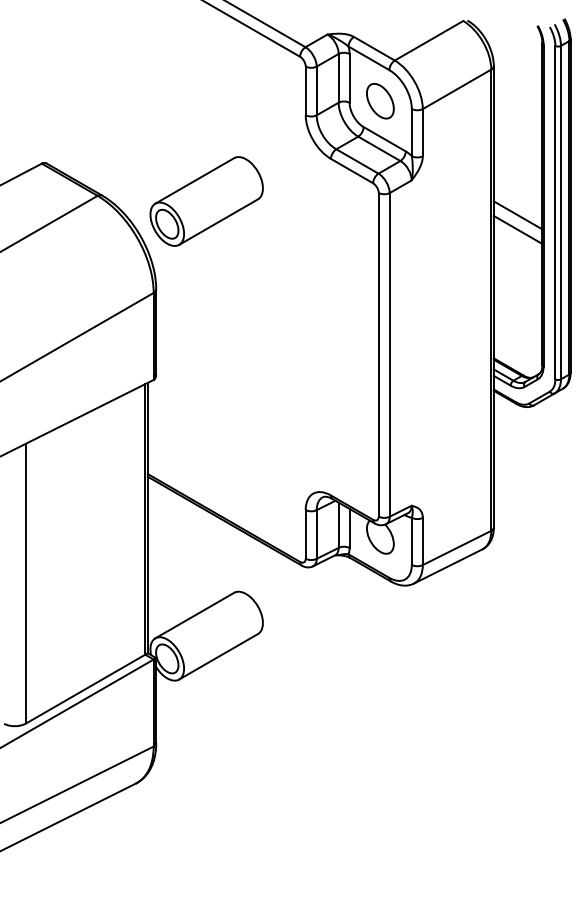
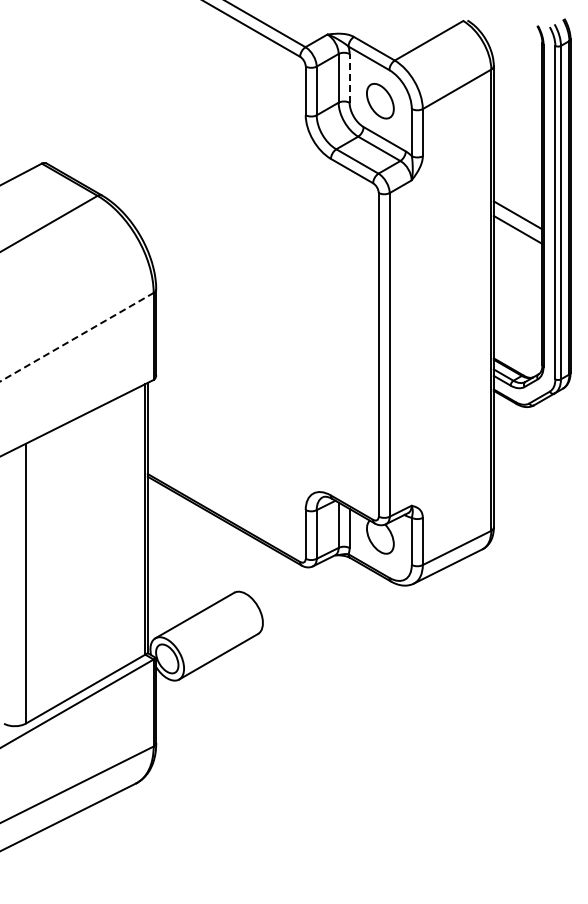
line: solid -> dashed (349, 77)
part: present -> none (206, 201)
line: solid -> dashed (77, 336)
